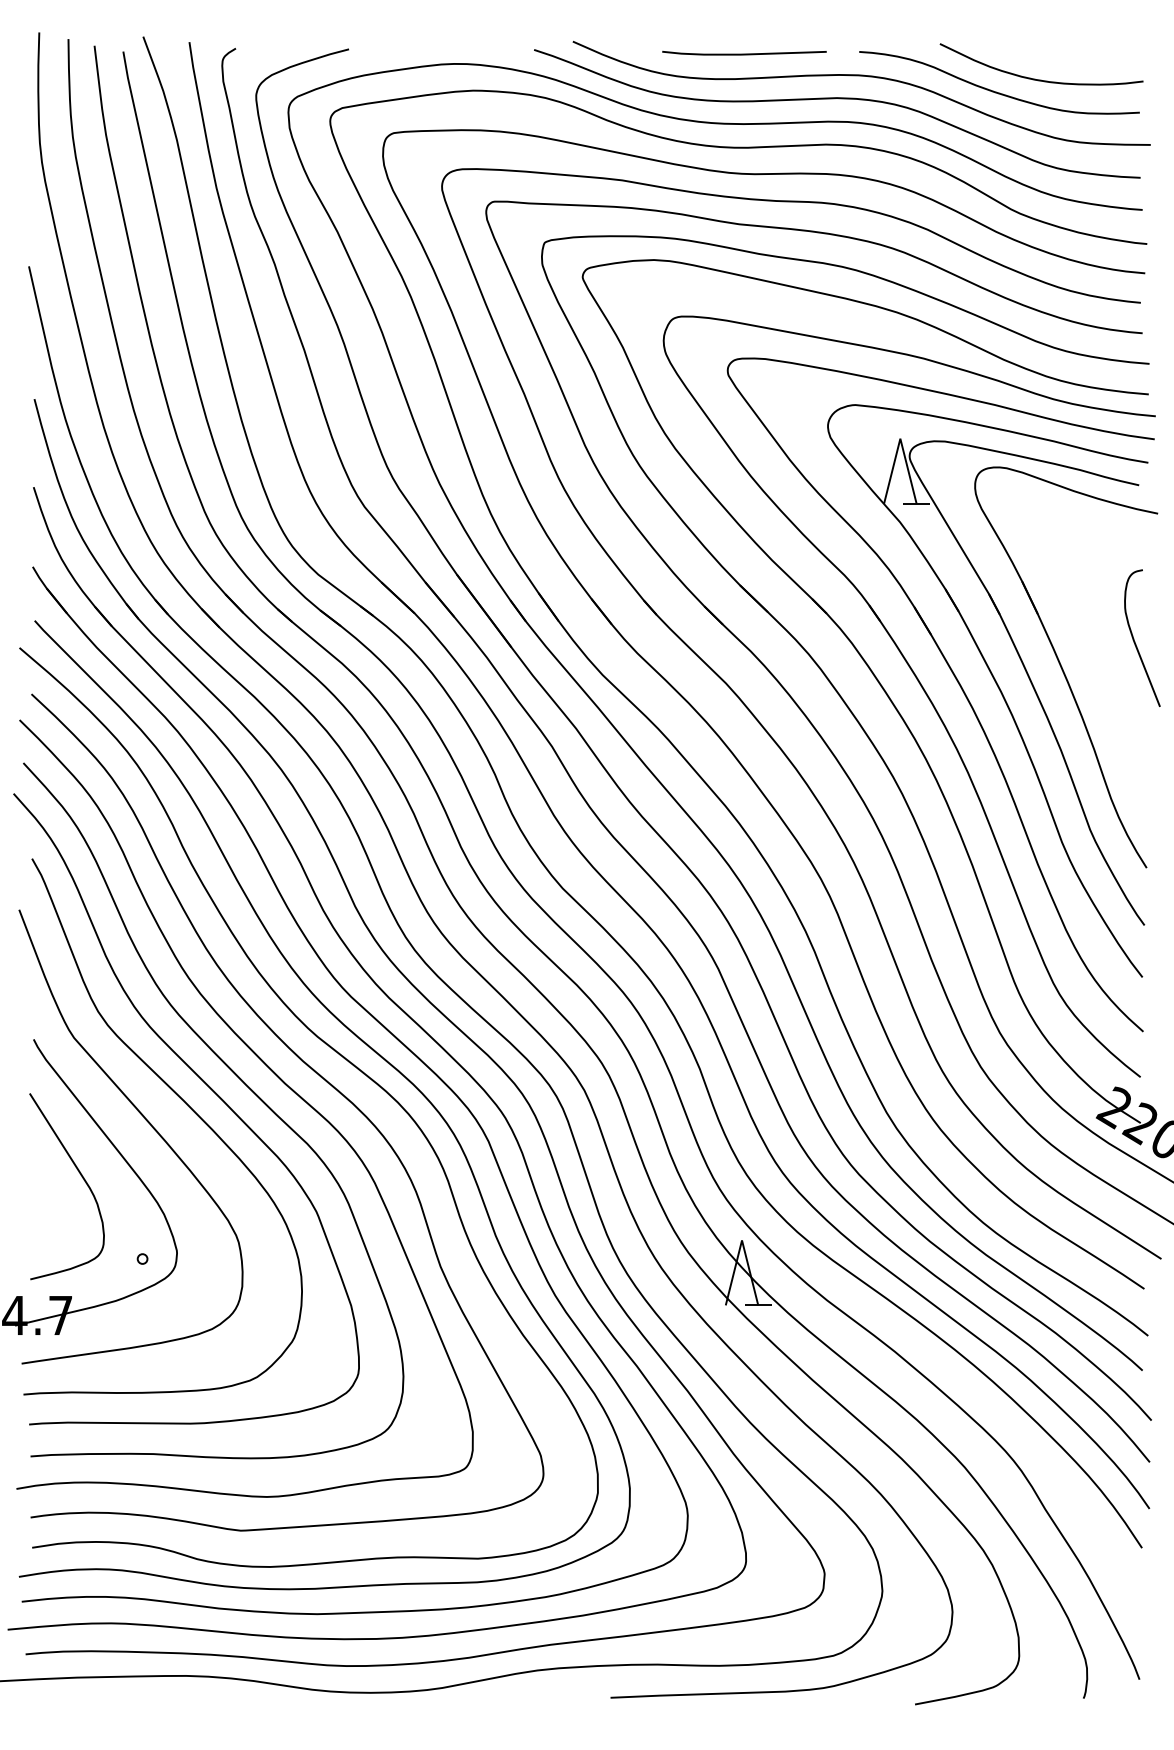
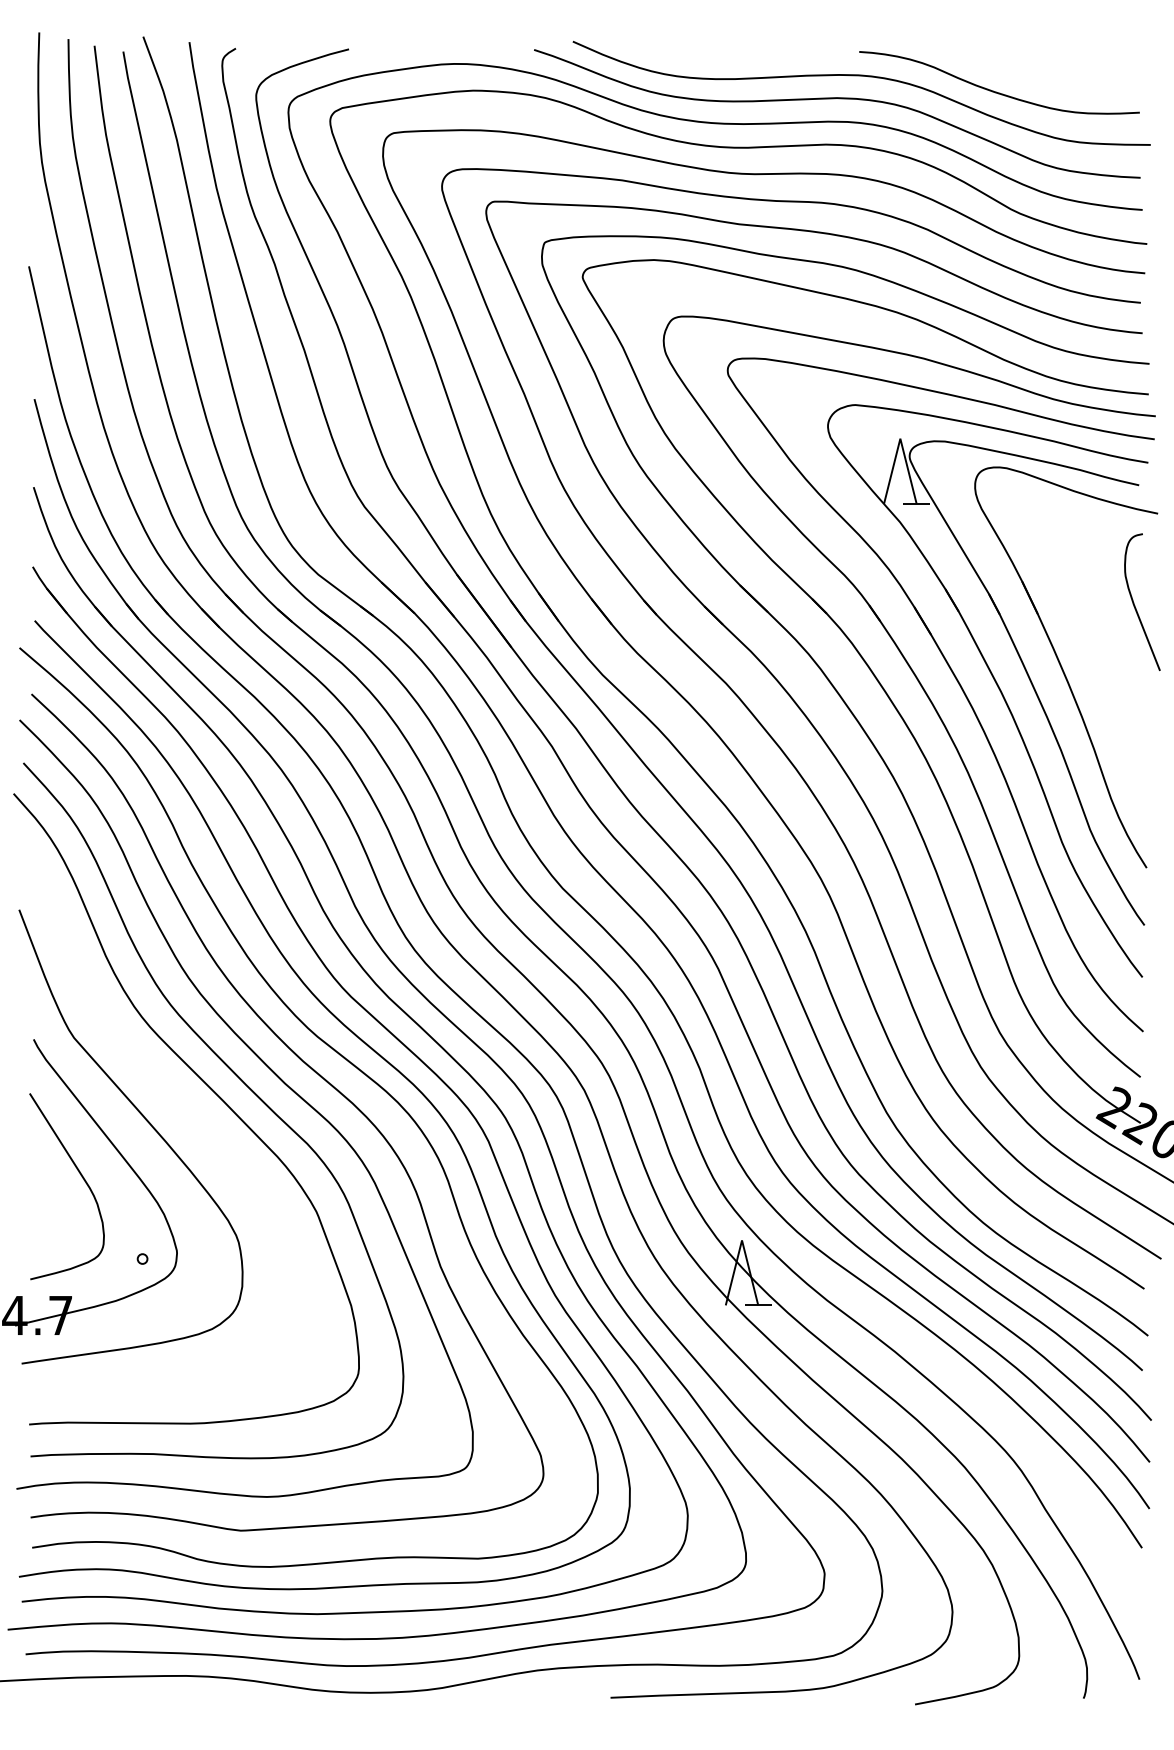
curve: present -> none (744, 53)
curve: present -> none (1041, 79)
curve position: (1134, 638) -> (1134, 602) (1134, 602)
curve: present -> none (185, 1103)
